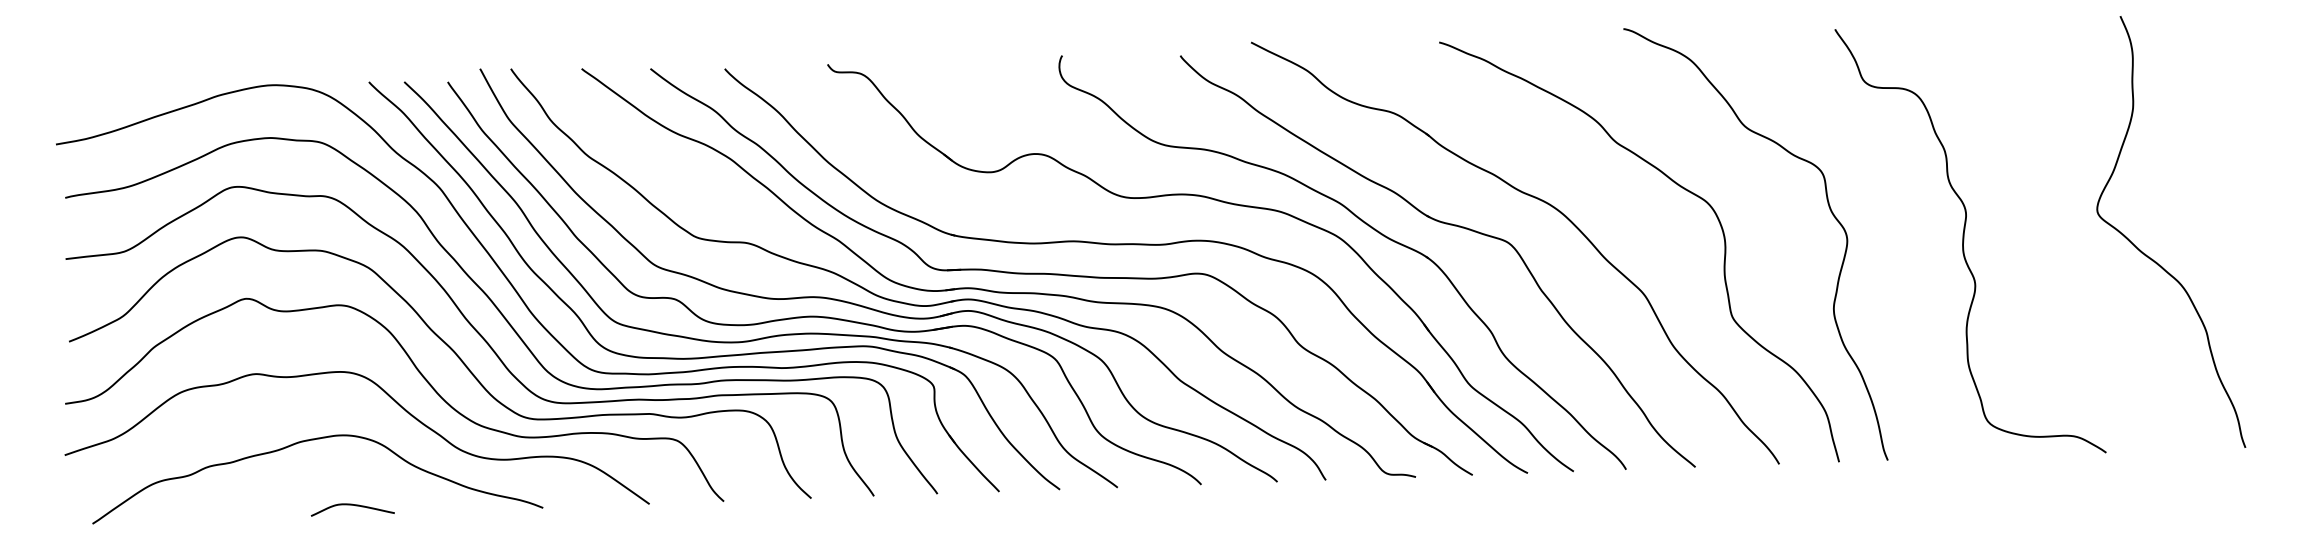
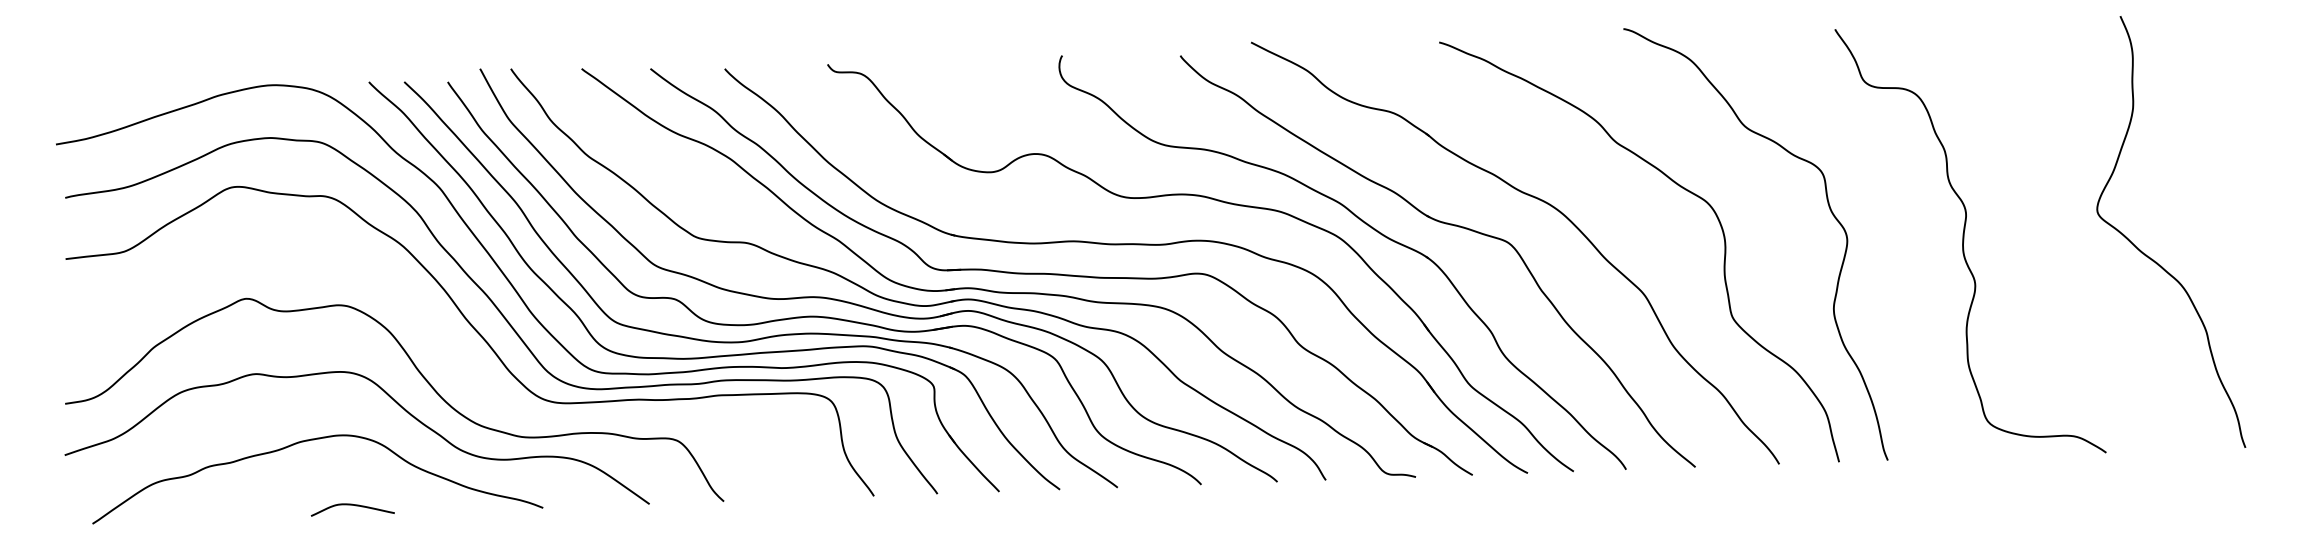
curve: present -> none (456, 356)
